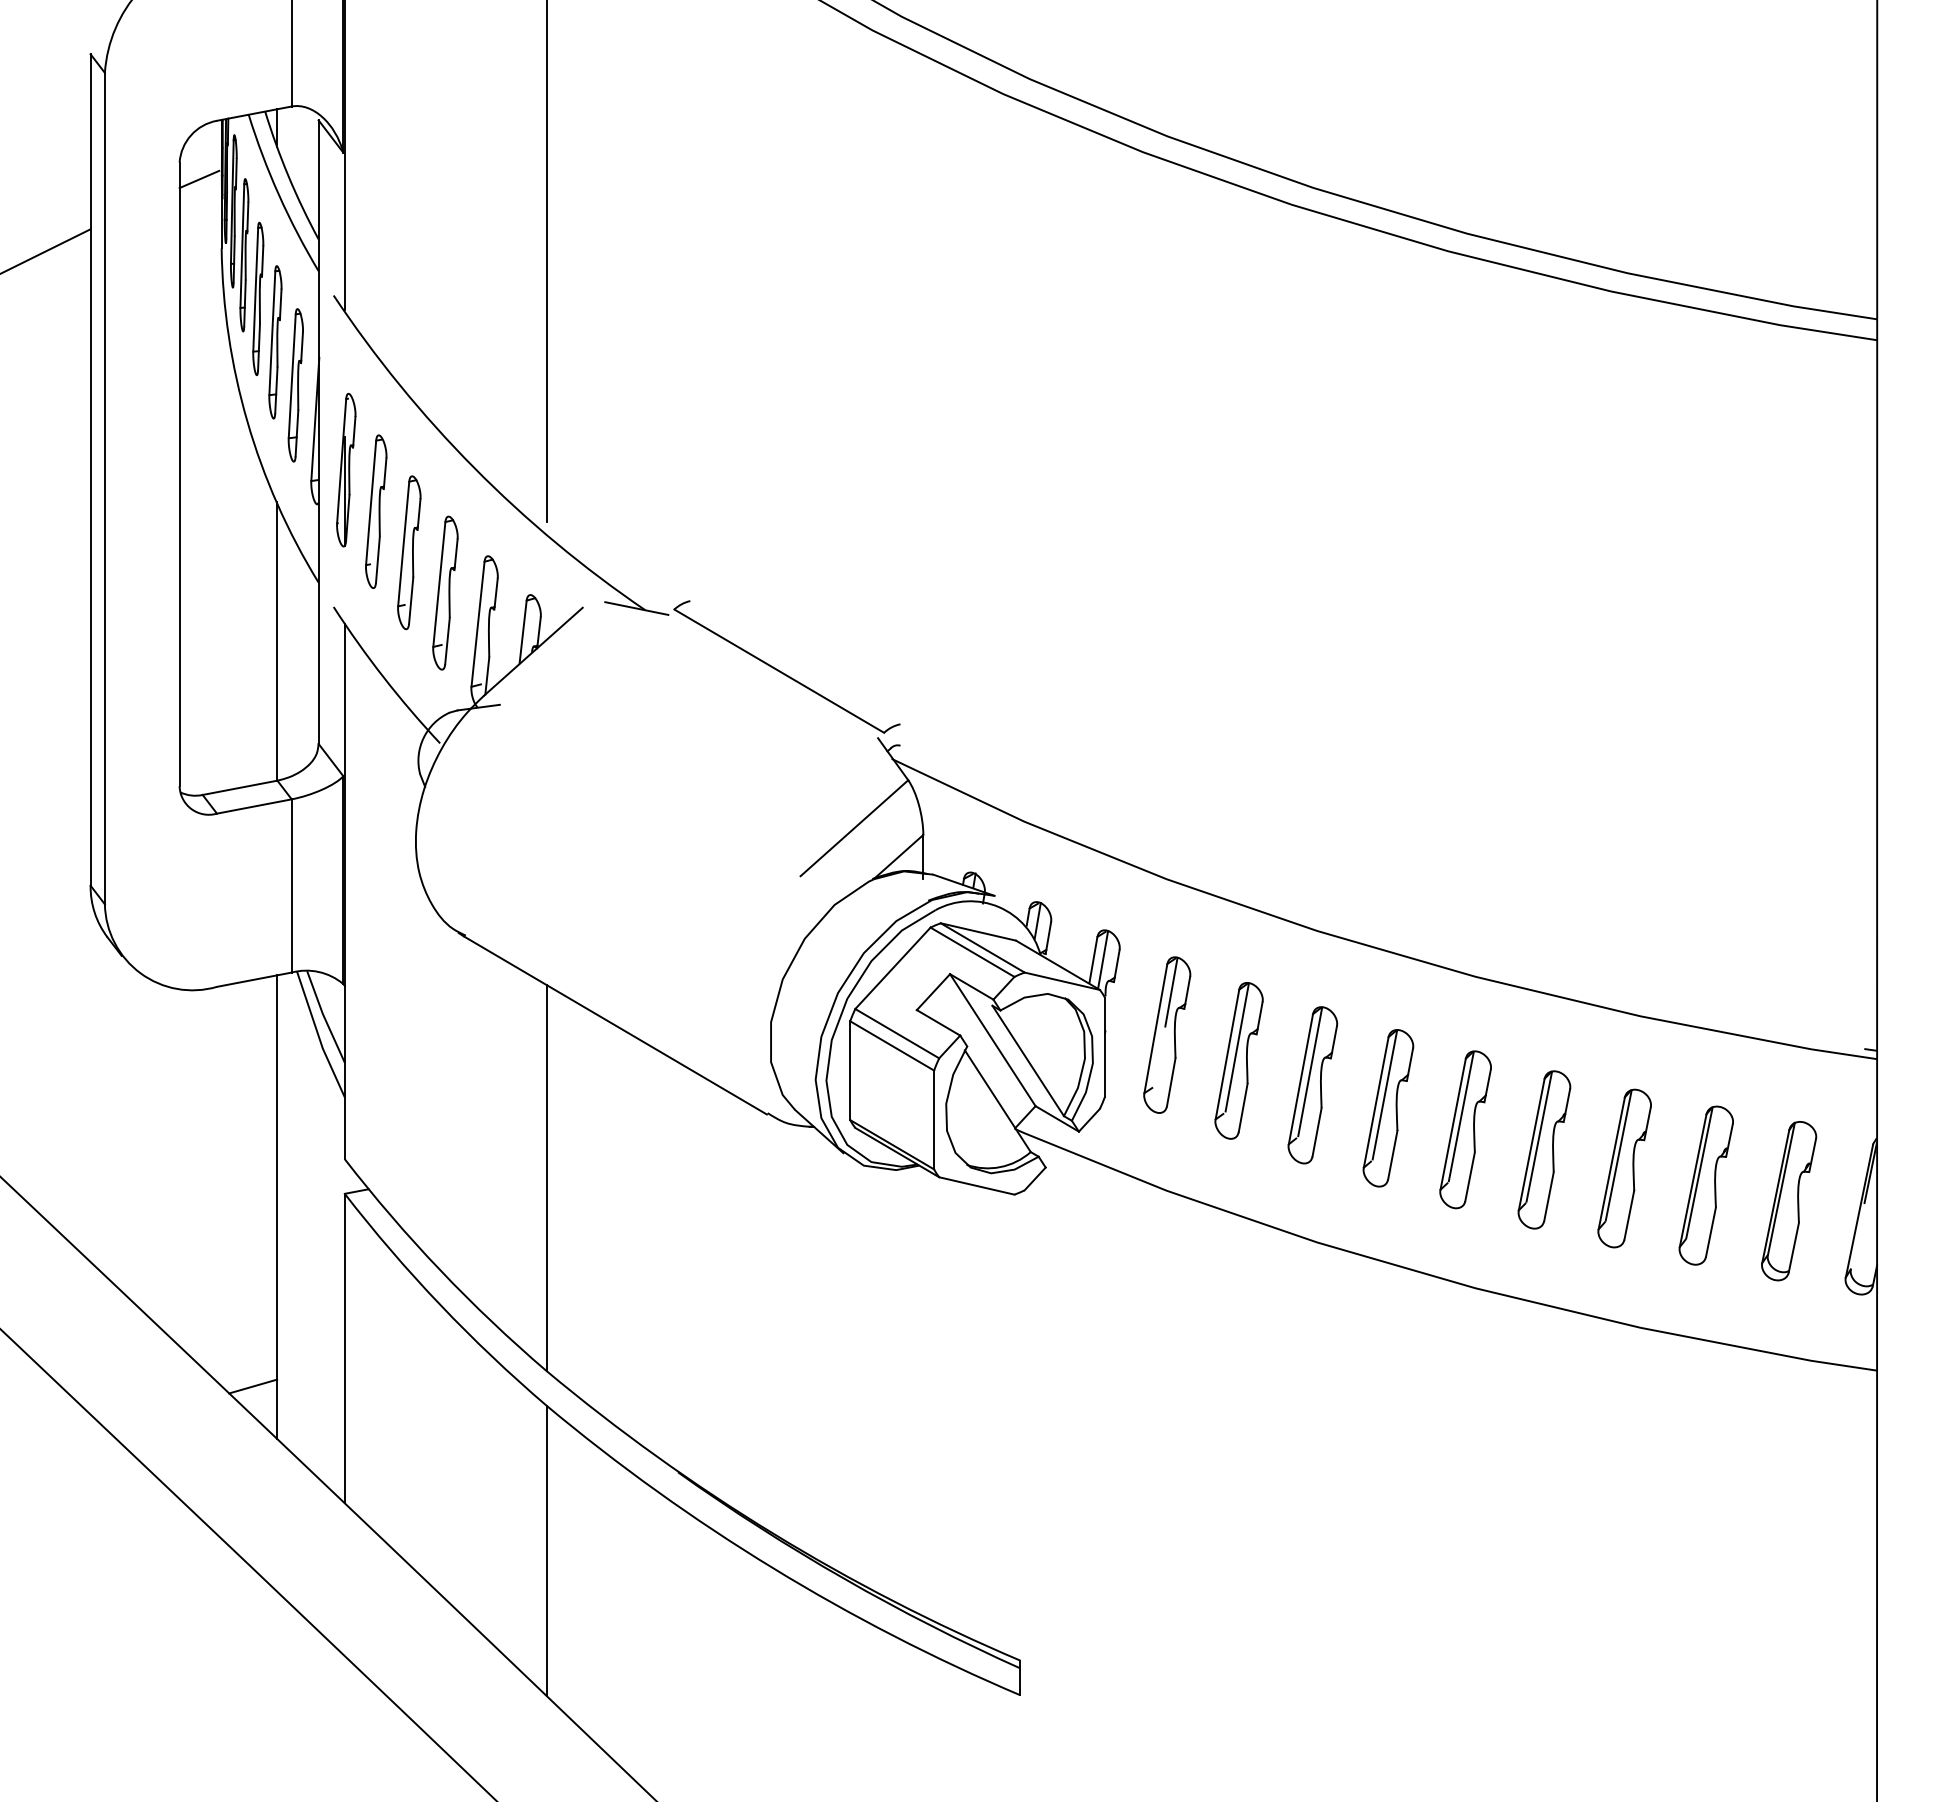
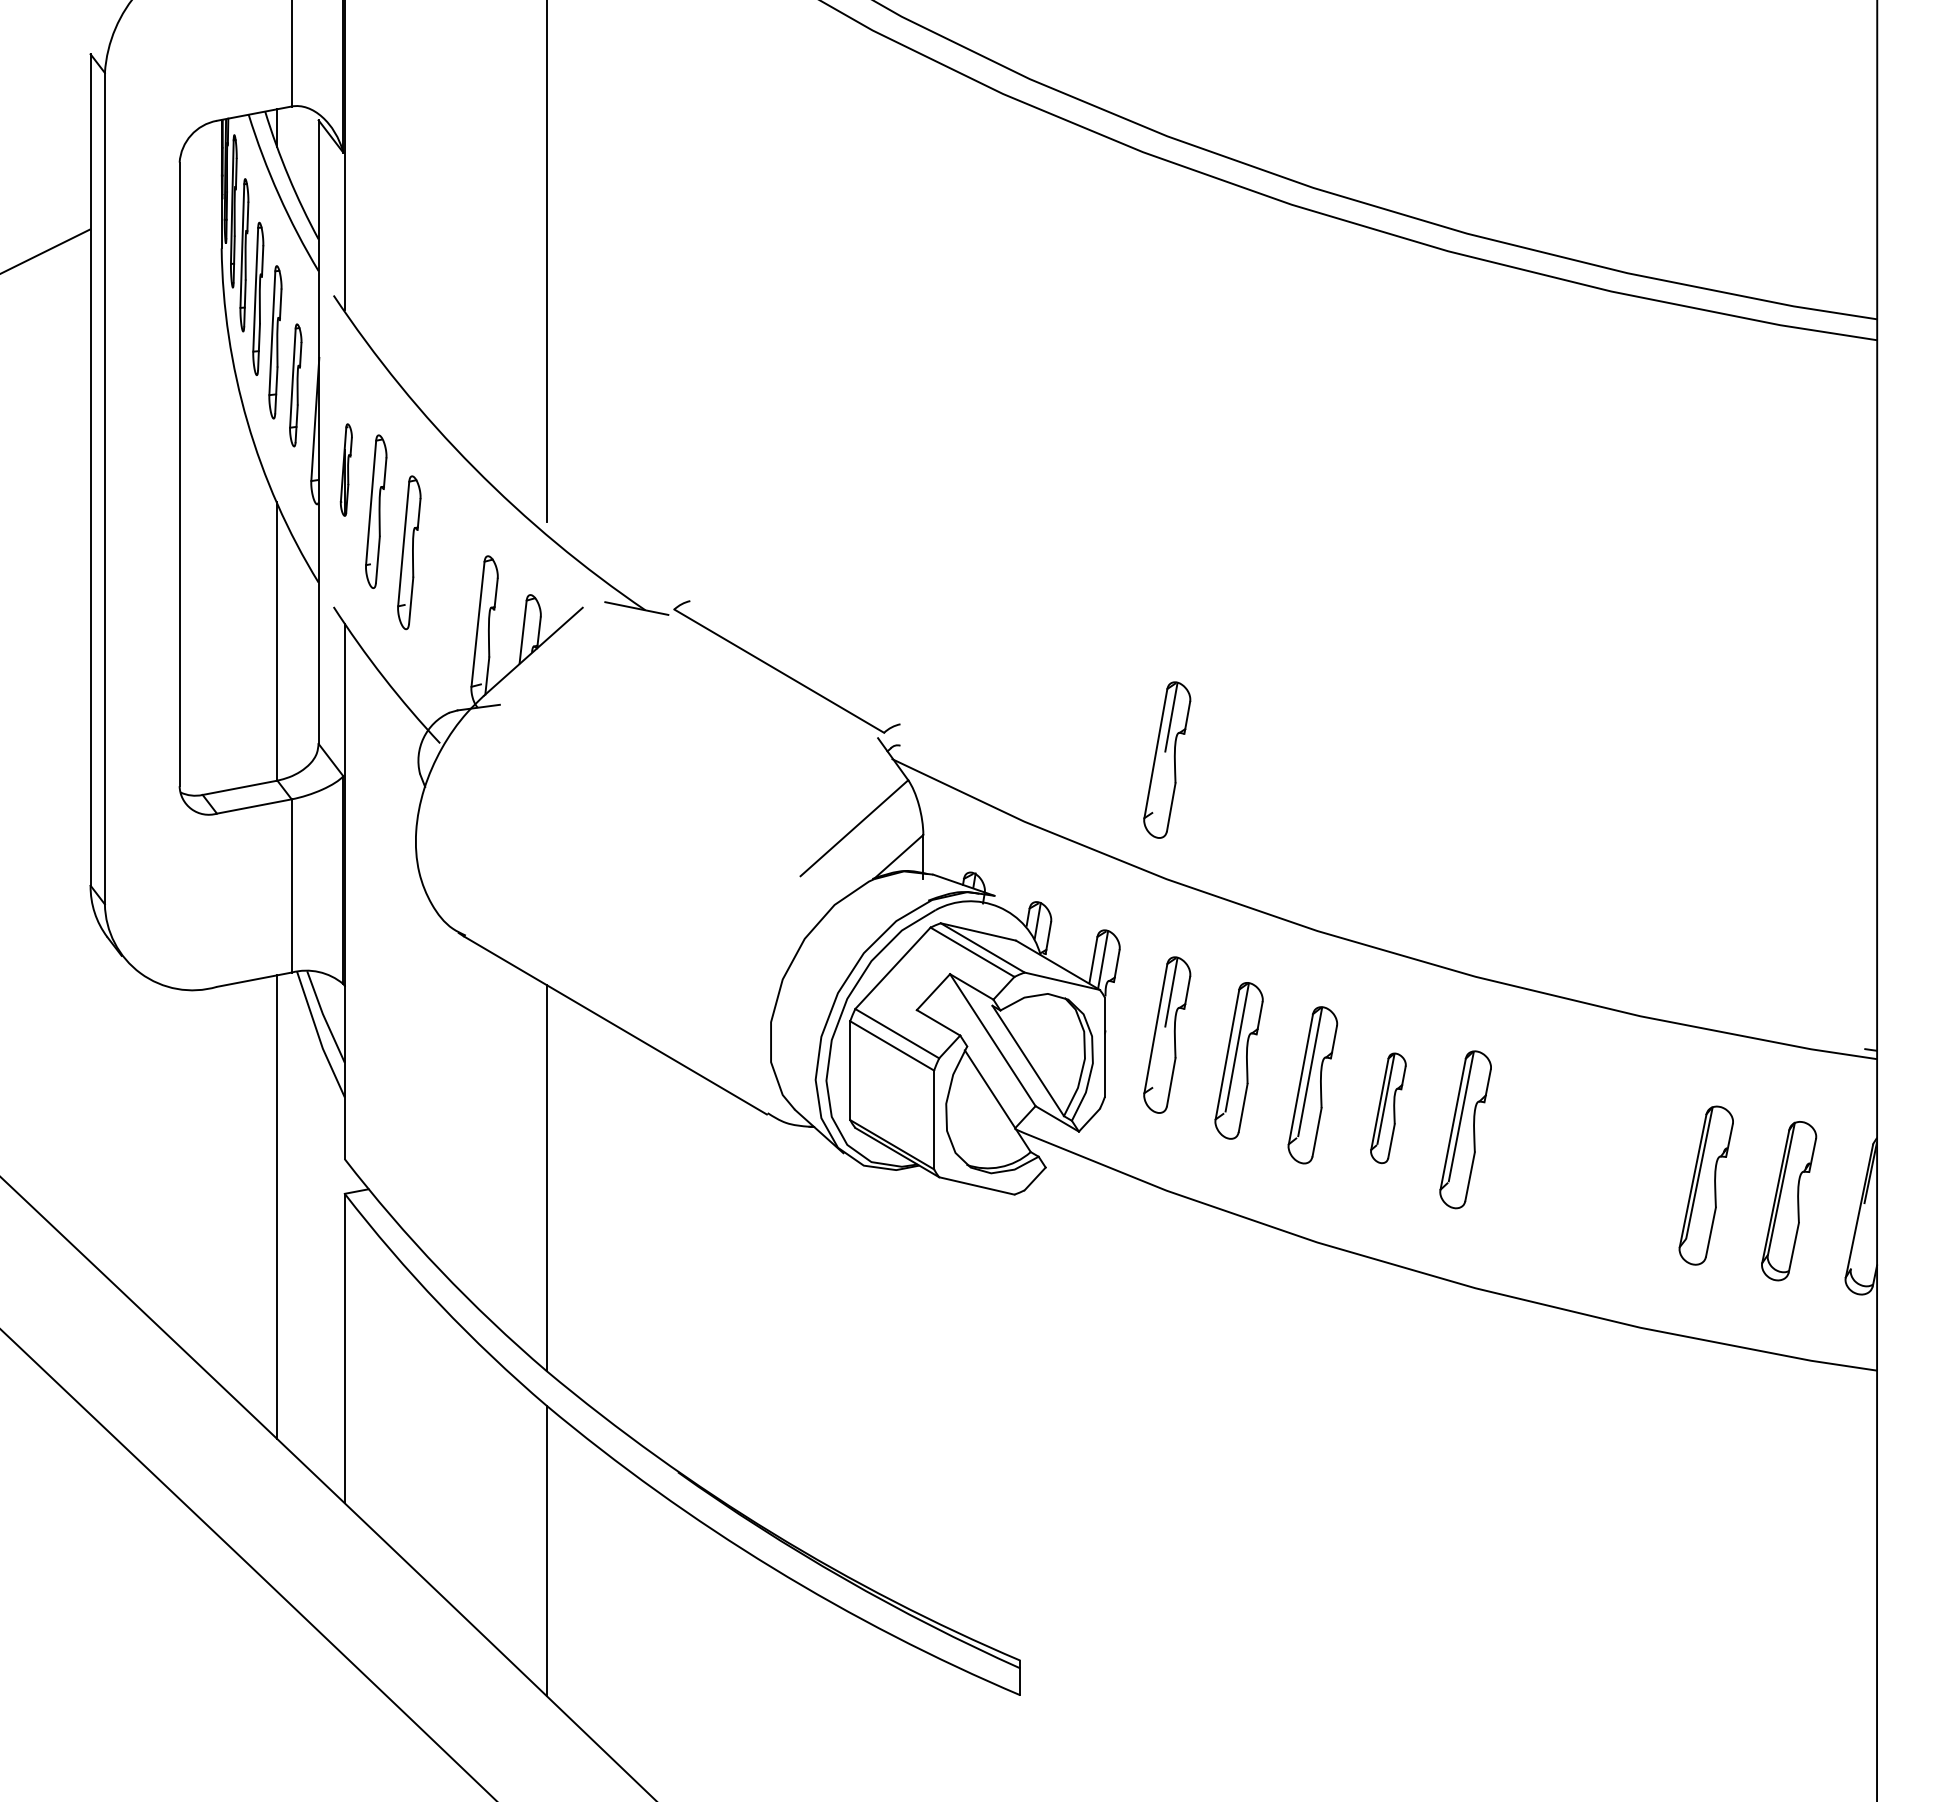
line: present -> none (199, 179)
part size: 17x155 px -> 14x125 px (295, 385)
part size: 21x156 px -> 14x94 px (345, 469)
part: present -> none (445, 592)
part: none -> present (1167, 759)
part size: 53x159 px -> 37x113 px (1388, 1108)
part: present -> none (1544, 1149)
part: present -> none (1624, 1168)
line: present -> none (253, 1386)
